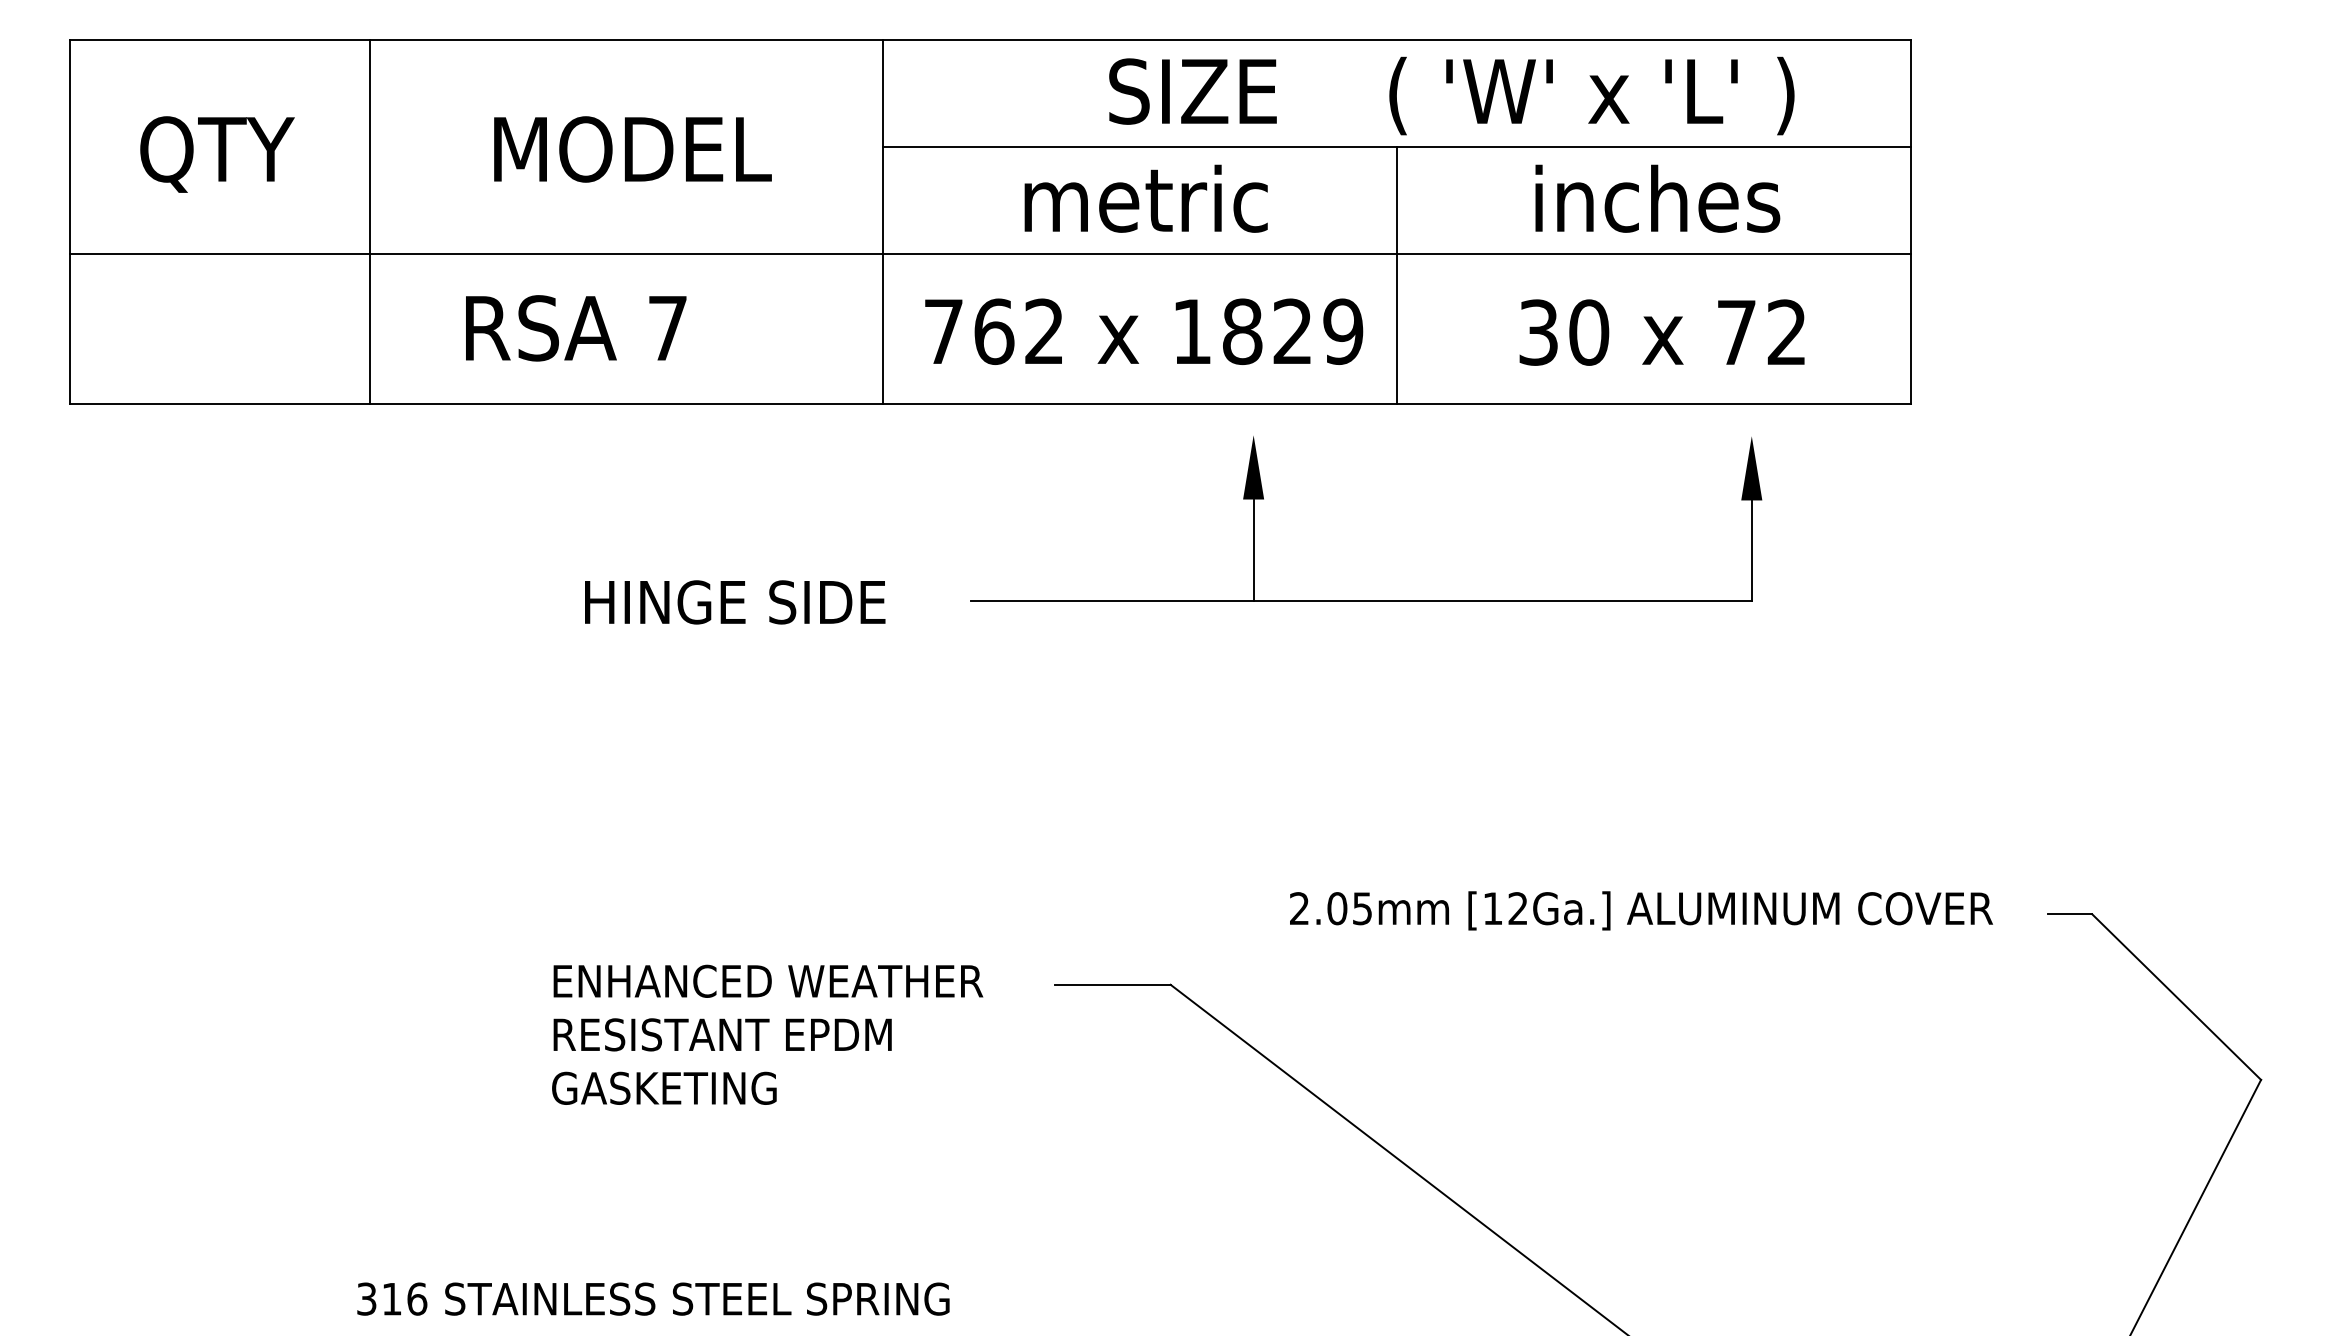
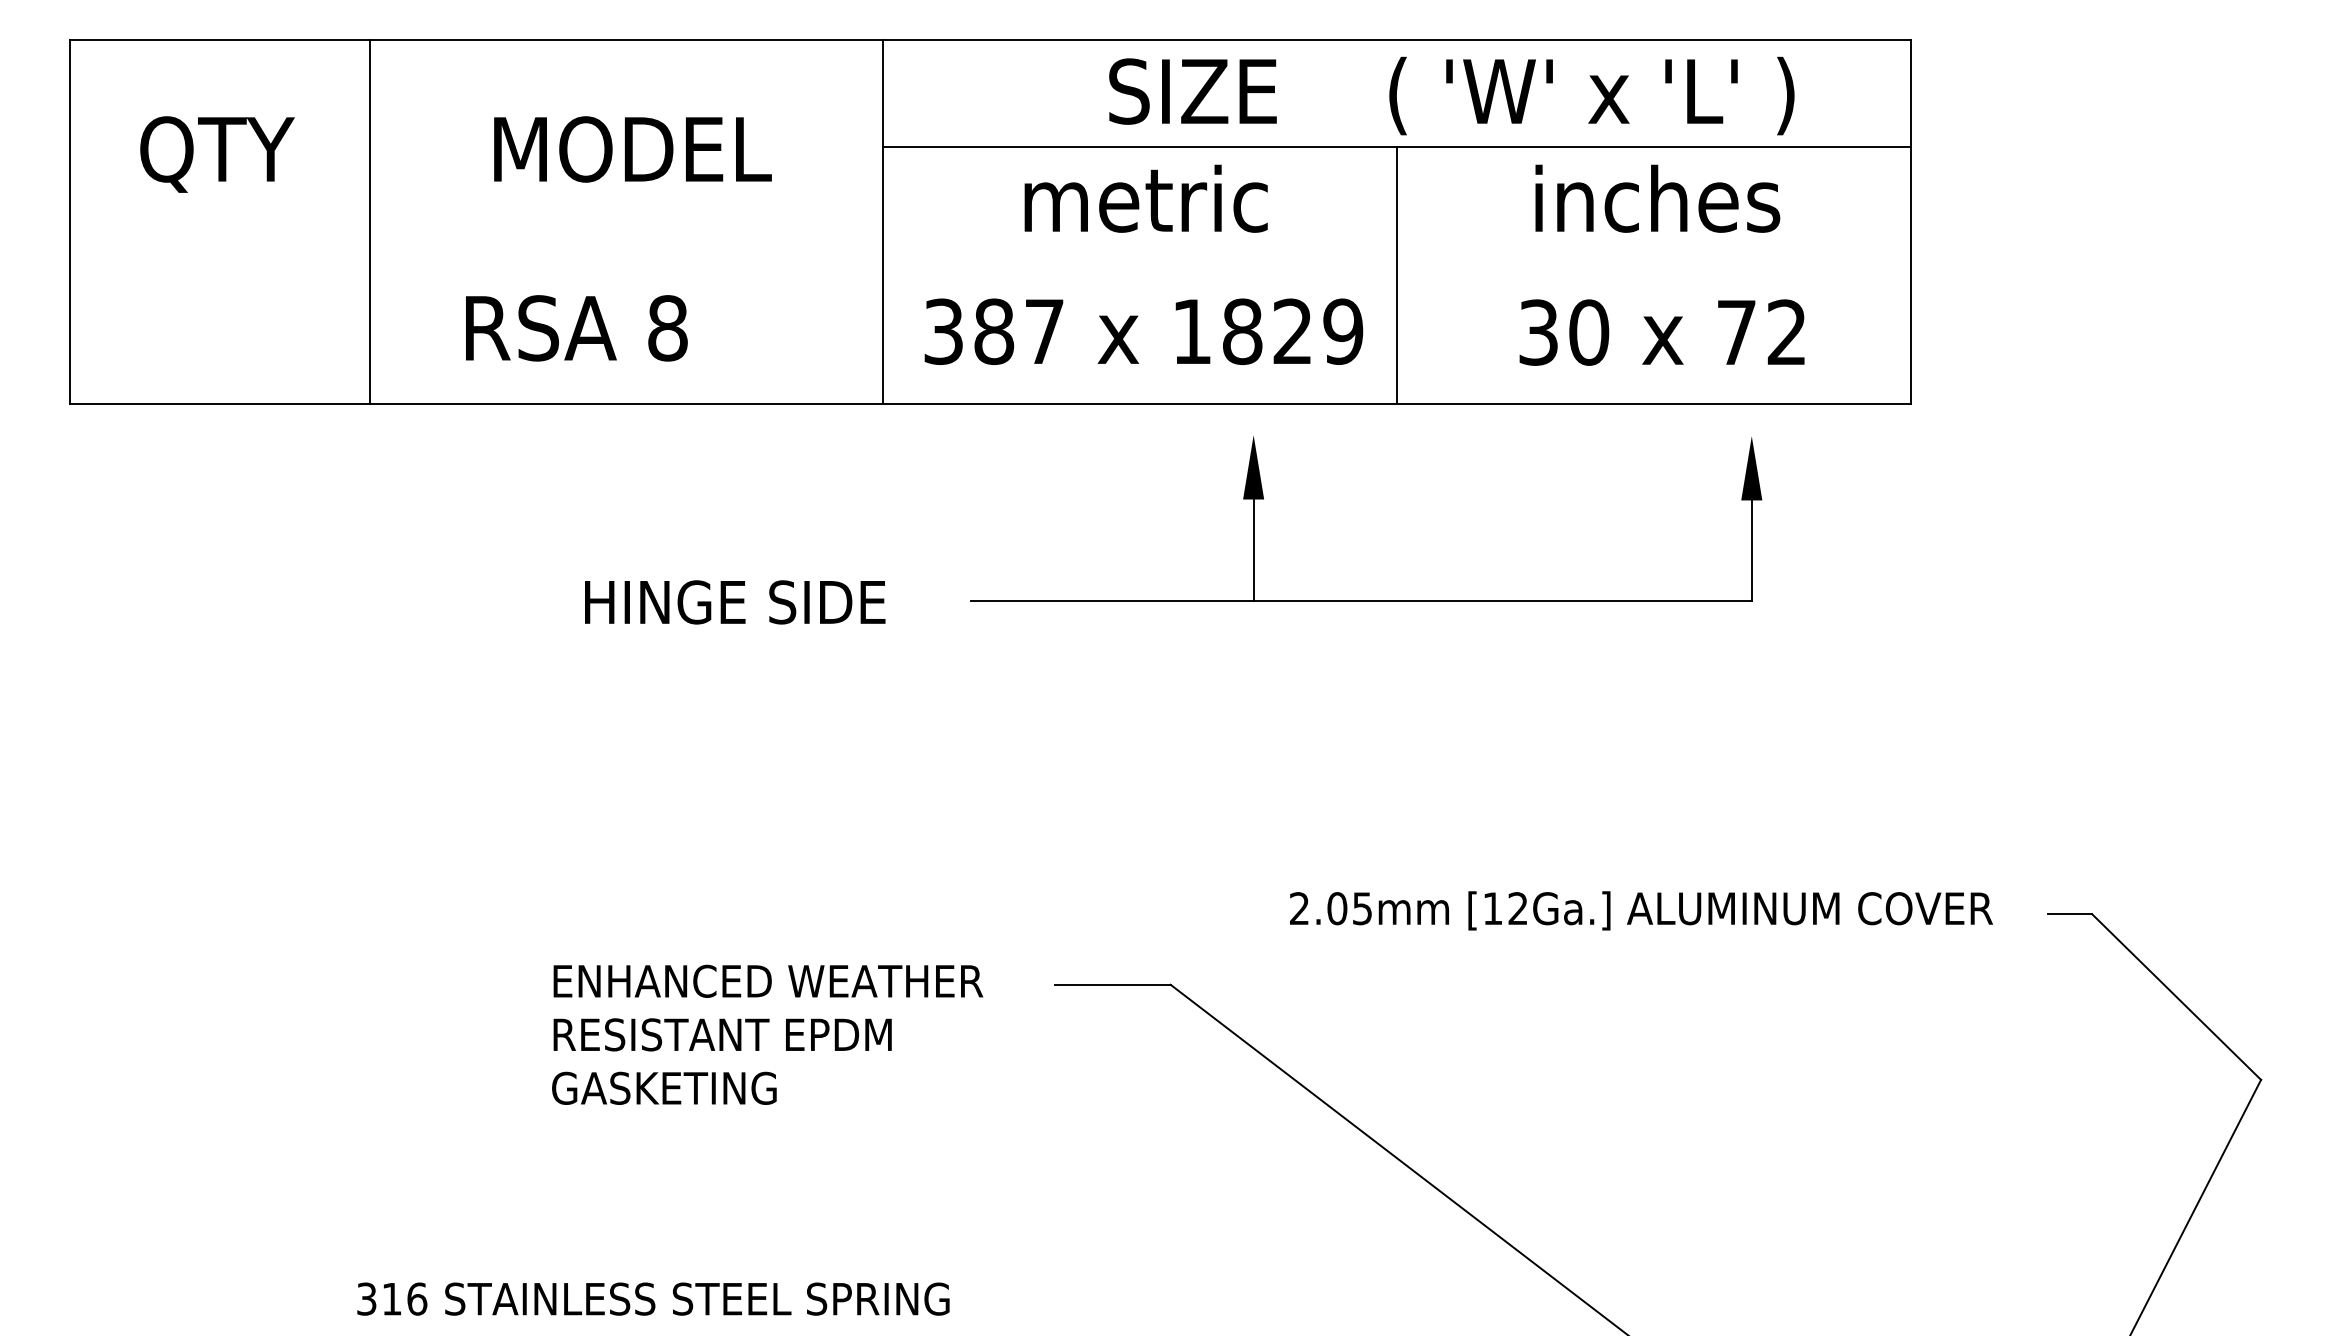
line: present -> none (989, 254)
text: 7 -> 8 (667, 328)
text: 762 -> 387 (993, 331)
